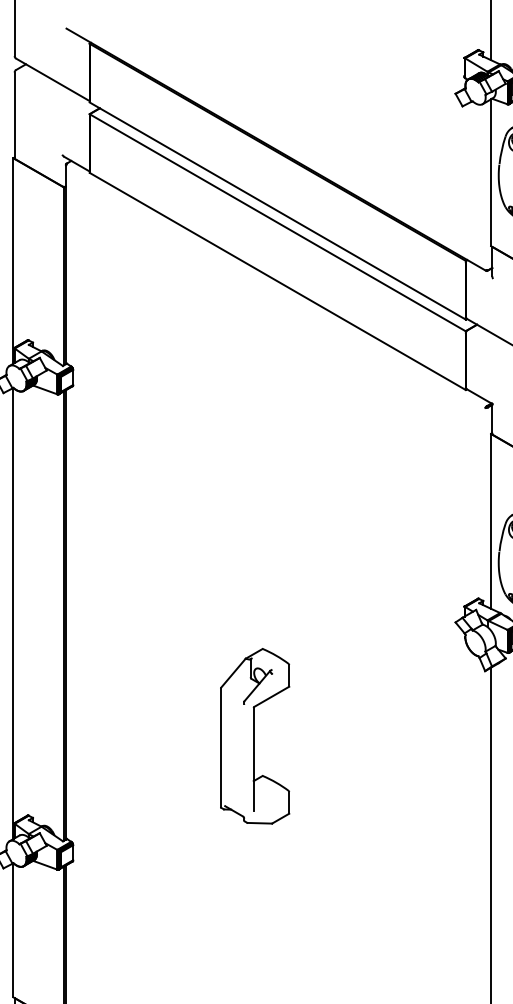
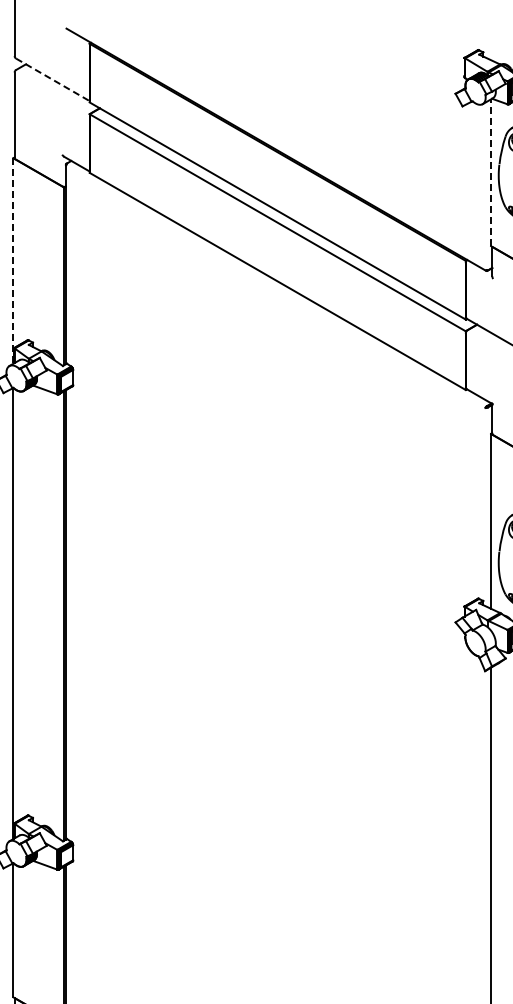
line: present -> none (491, 31)
line: solid -> dashed (53, 80)
line: solid -> dashed (491, 172)
line: solid -> dashed (13, 260)
part: present -> none (255, 736)
